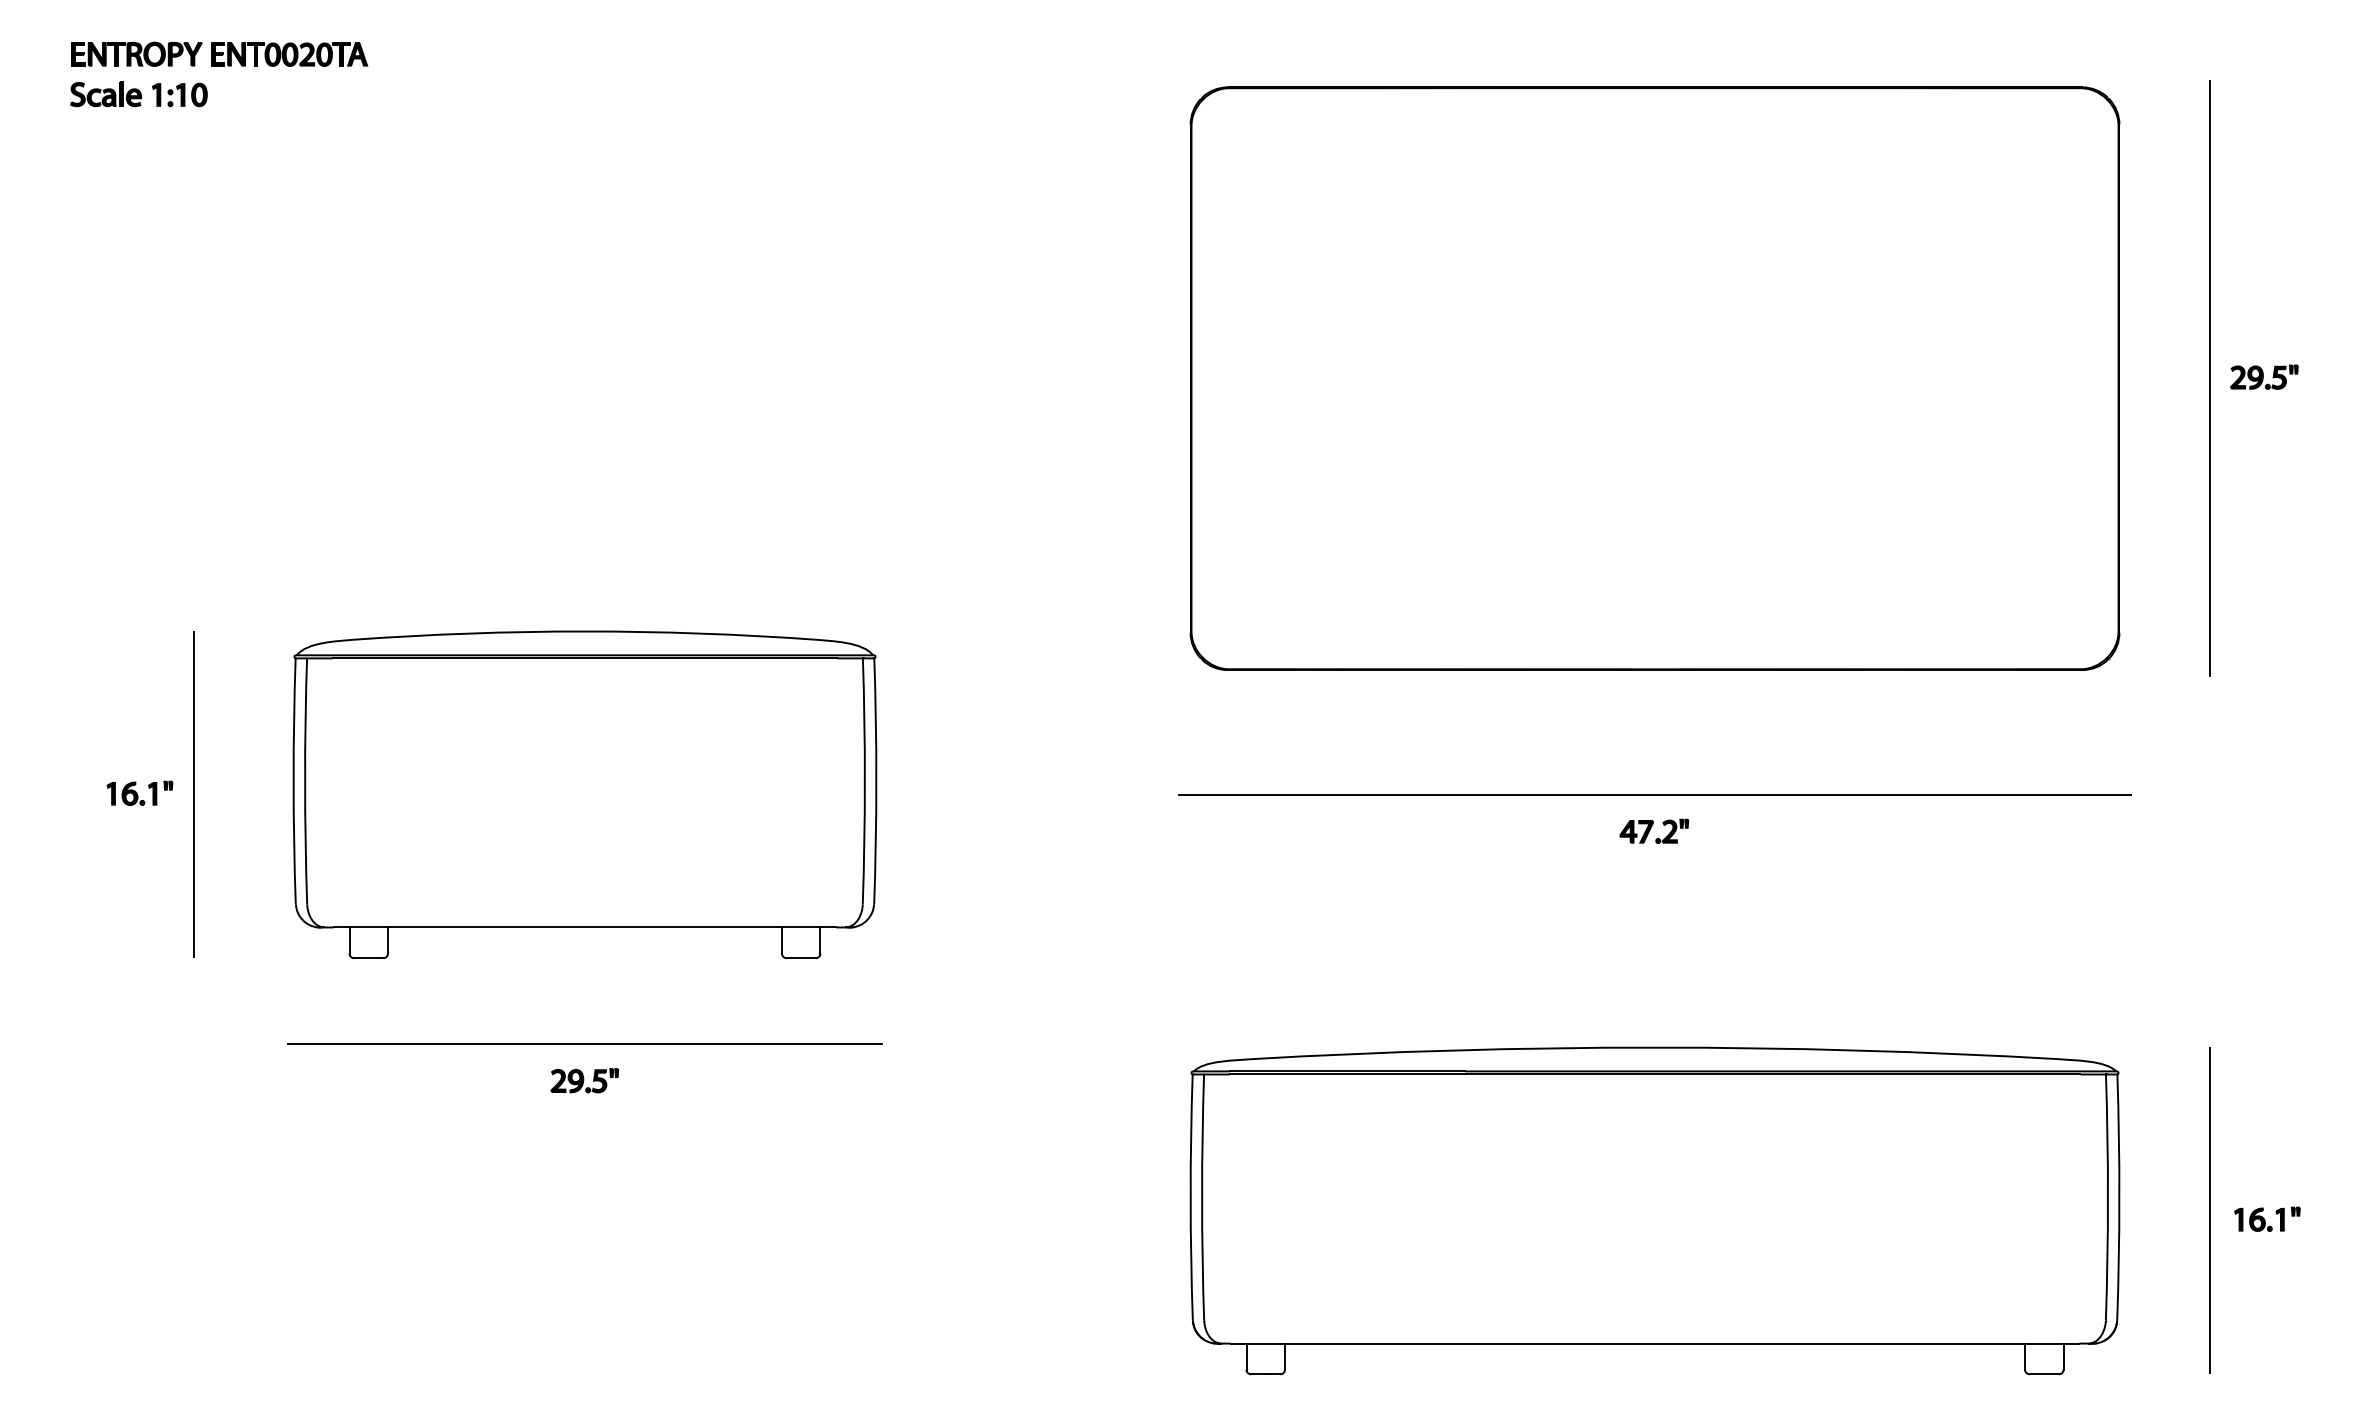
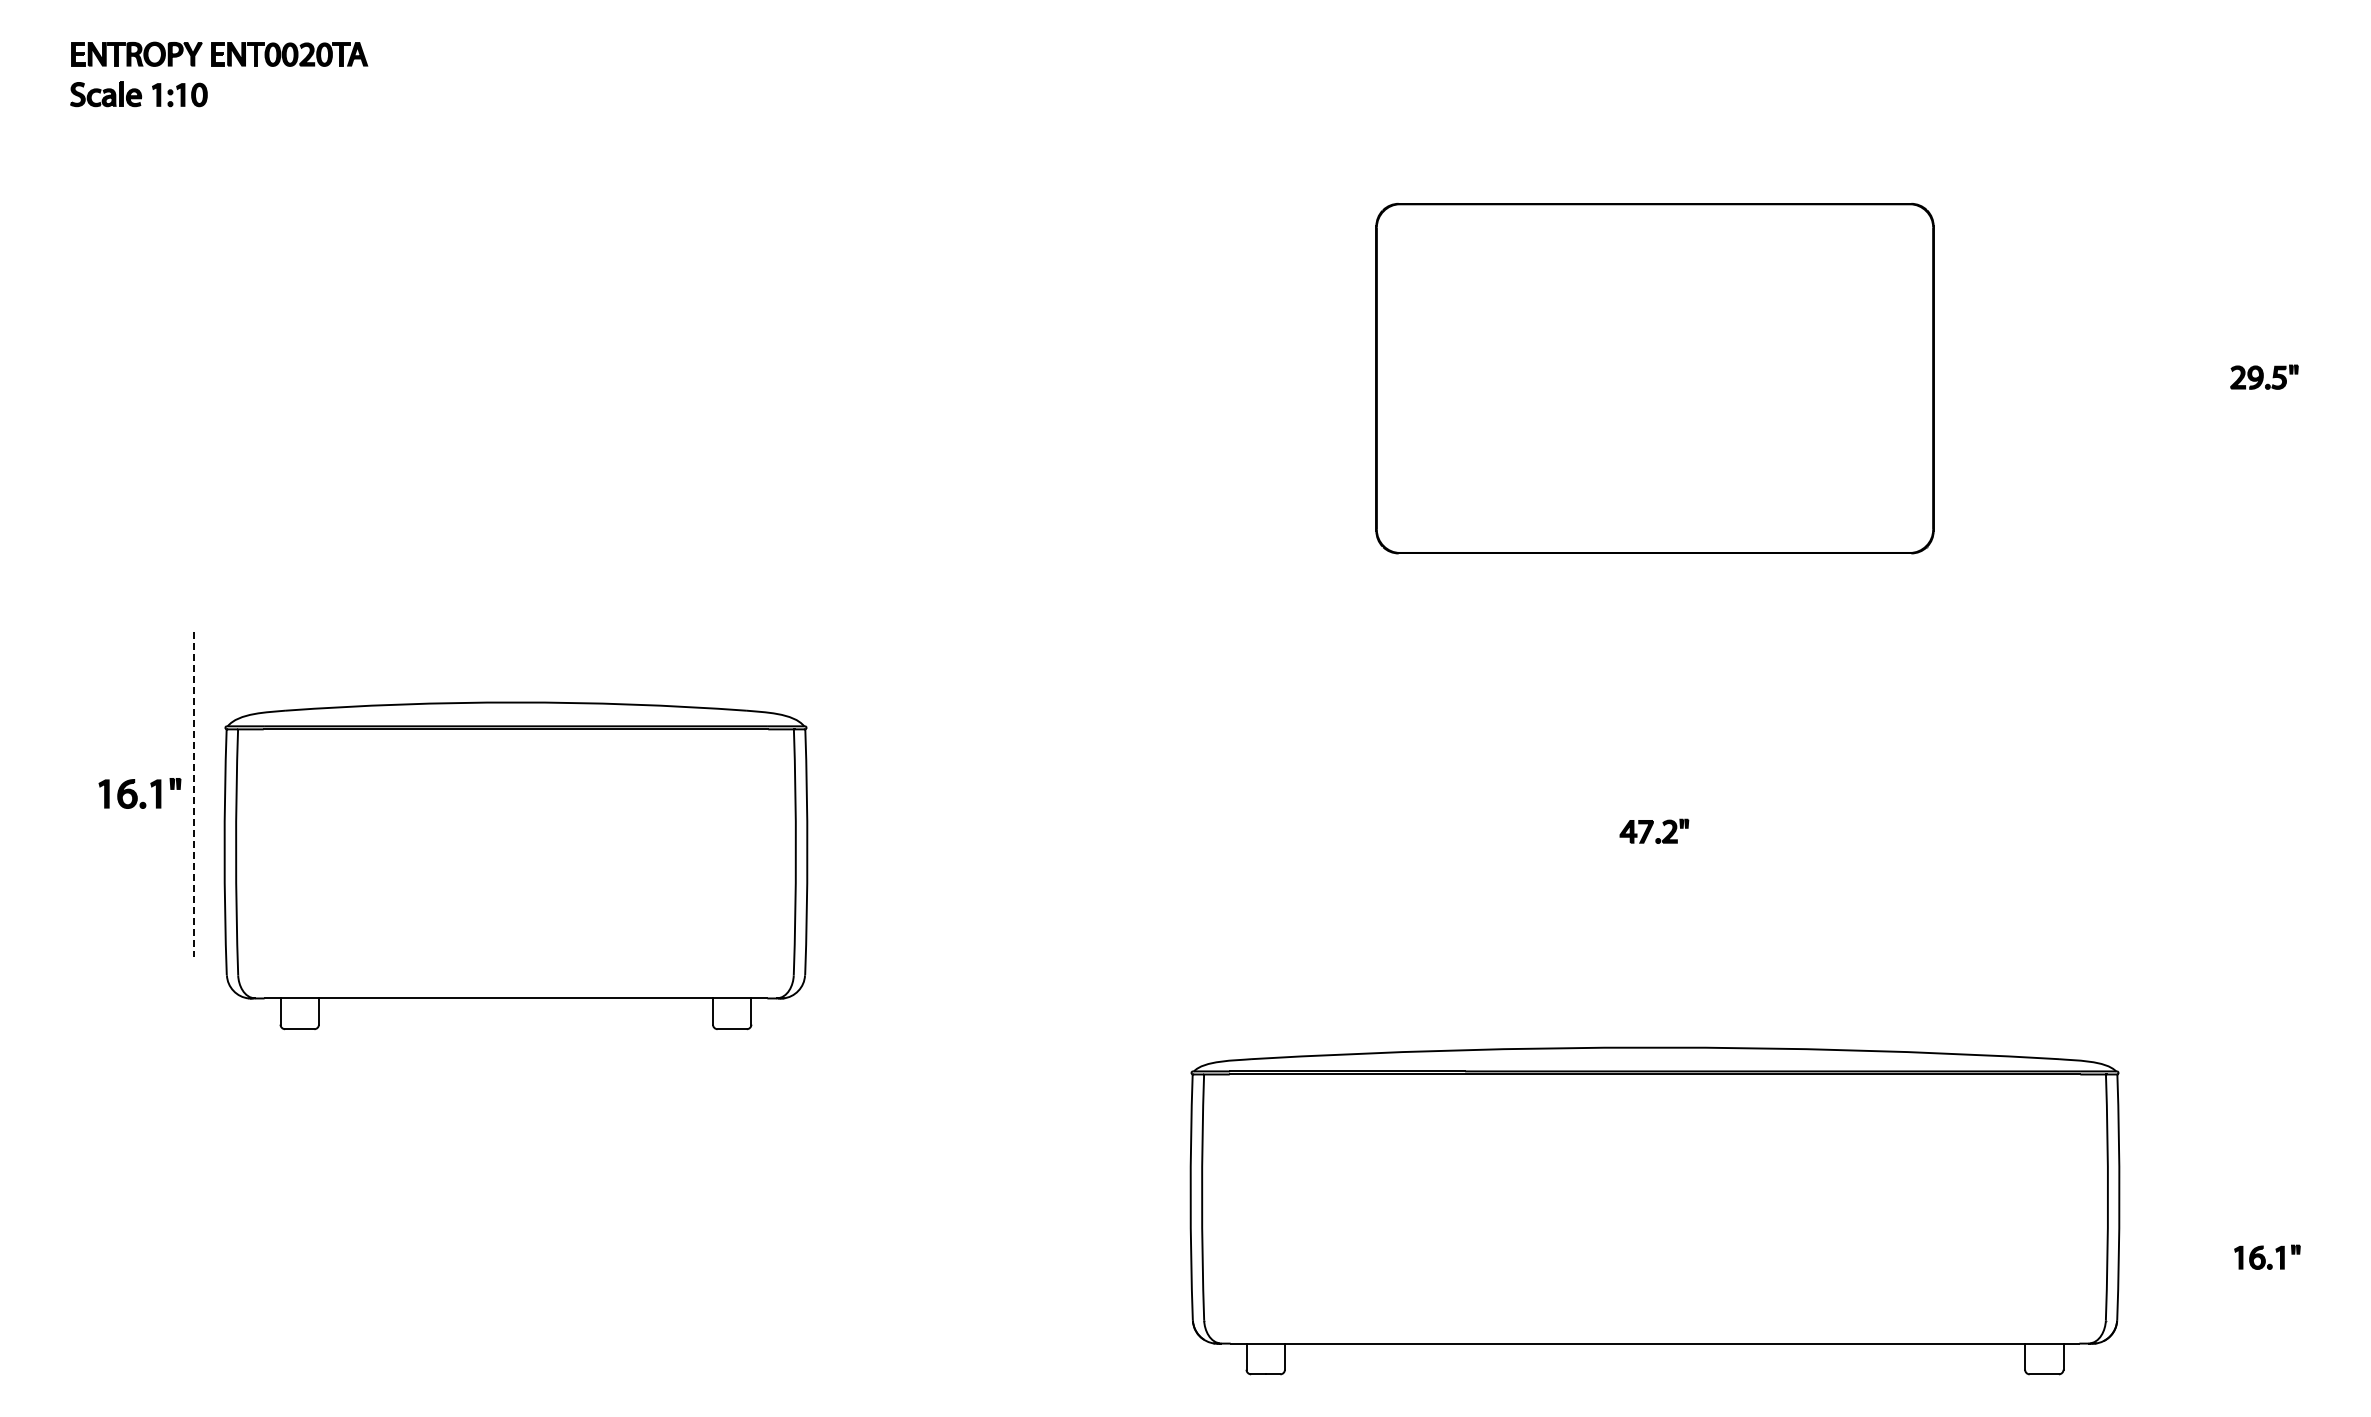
part size: 932x585 px -> 560x352 px (1654, 378)
line: present -> none (2209, 378)
part size: 68x26 px -> 84x31 px (139, 793)
part position: (584, 794) -> (515, 865) (515, 865)
line: present -> none (1654, 794)
line: solid -> dashed (193, 795)
line: present -> none (584, 1044)
part: present -> none (584, 1080)
line: present -> none (2209, 1210)
part position: (2267, 1218) -> (2267, 1256) (2267, 1256)
